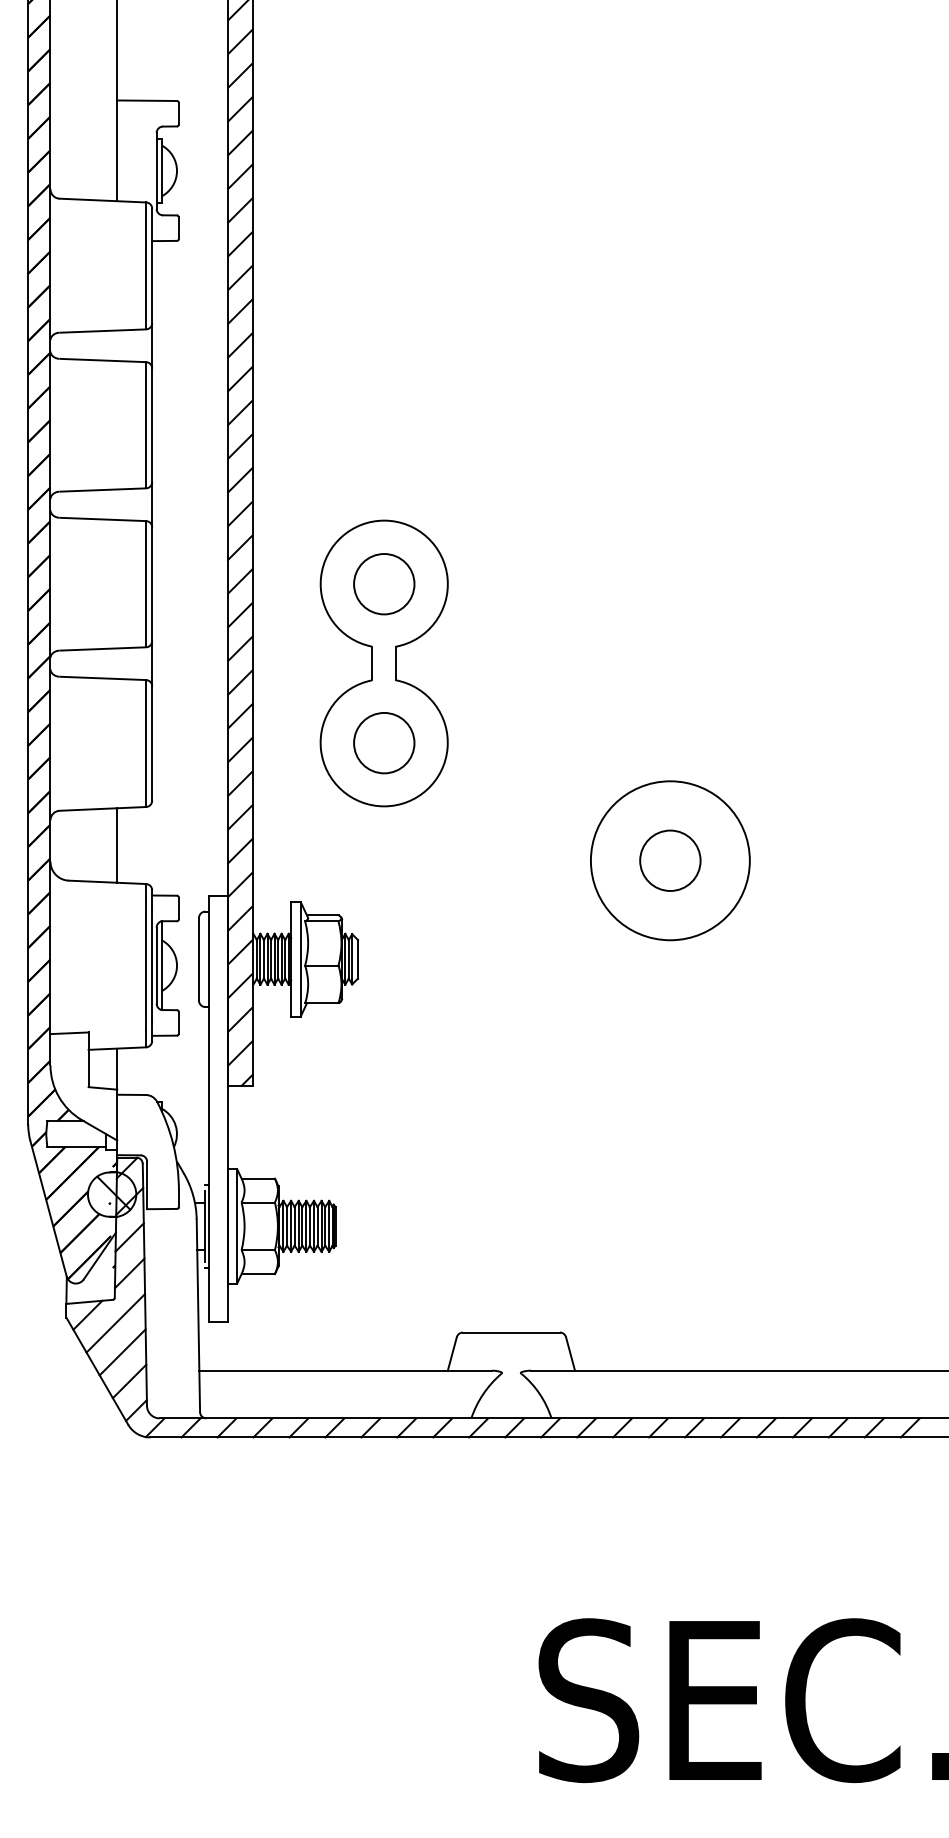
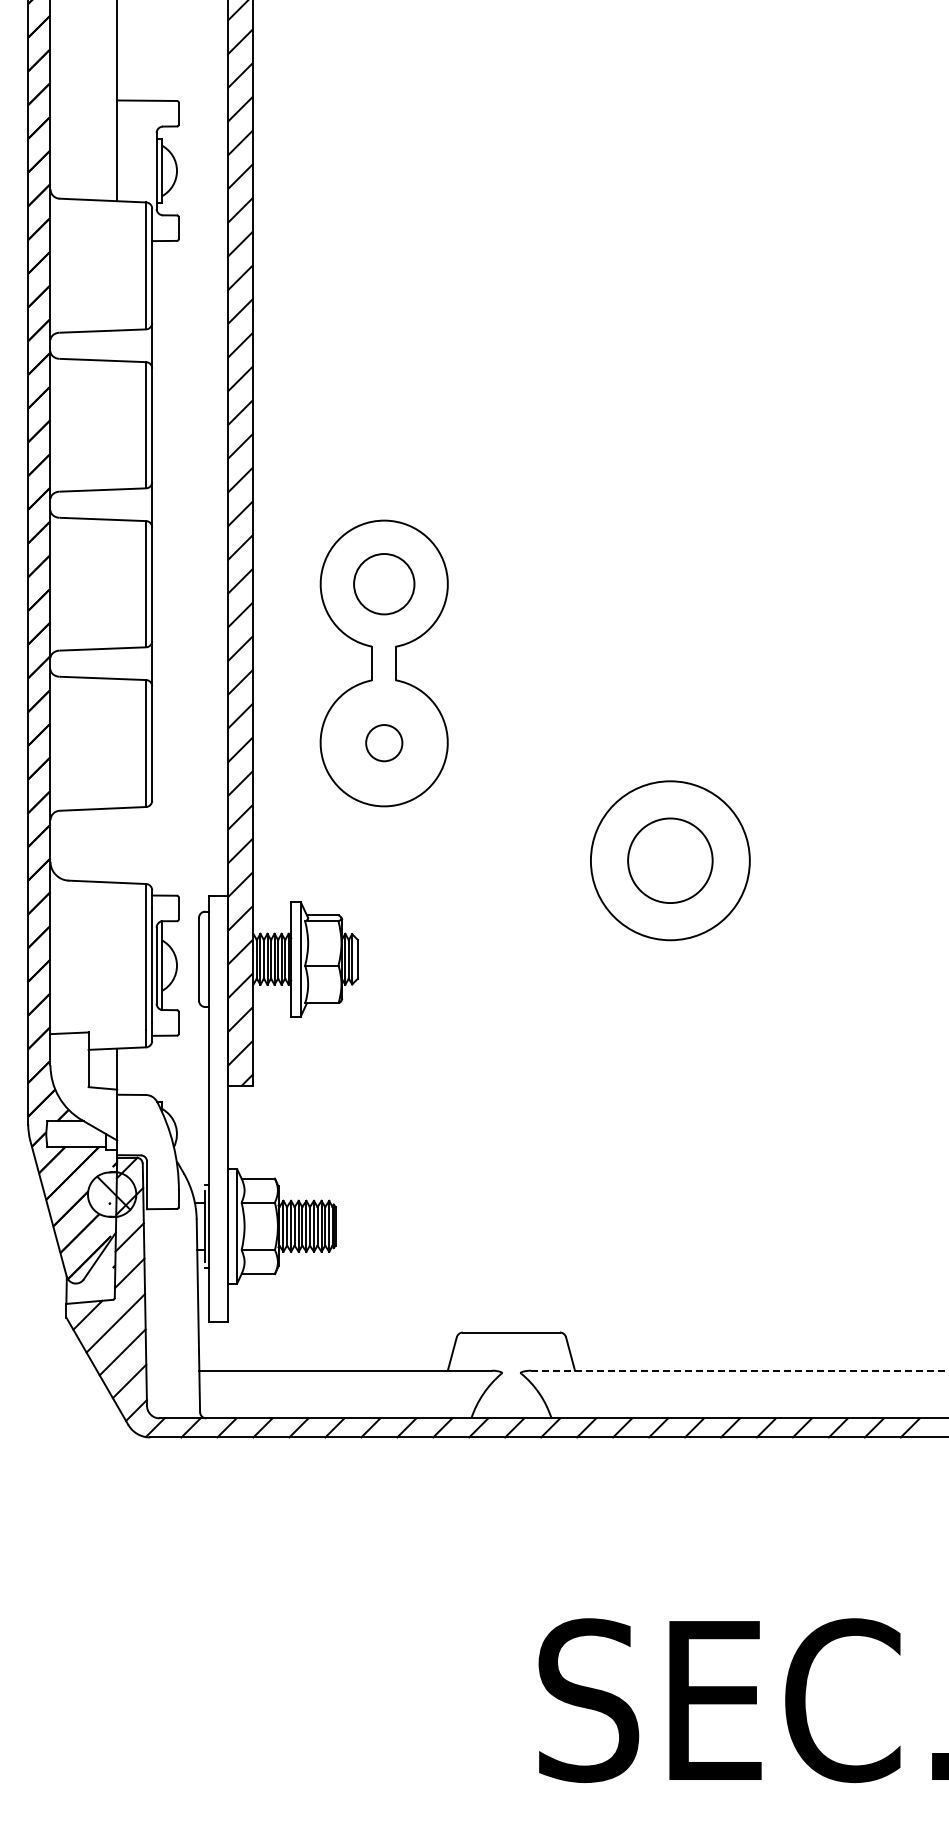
circle diameter: 60 px -> 36 px (384, 743)
line: present -> none (117, 845)
circle diameter: 60 px -> 85 px (670, 860)
line: solid -> dashed (740, 1370)
